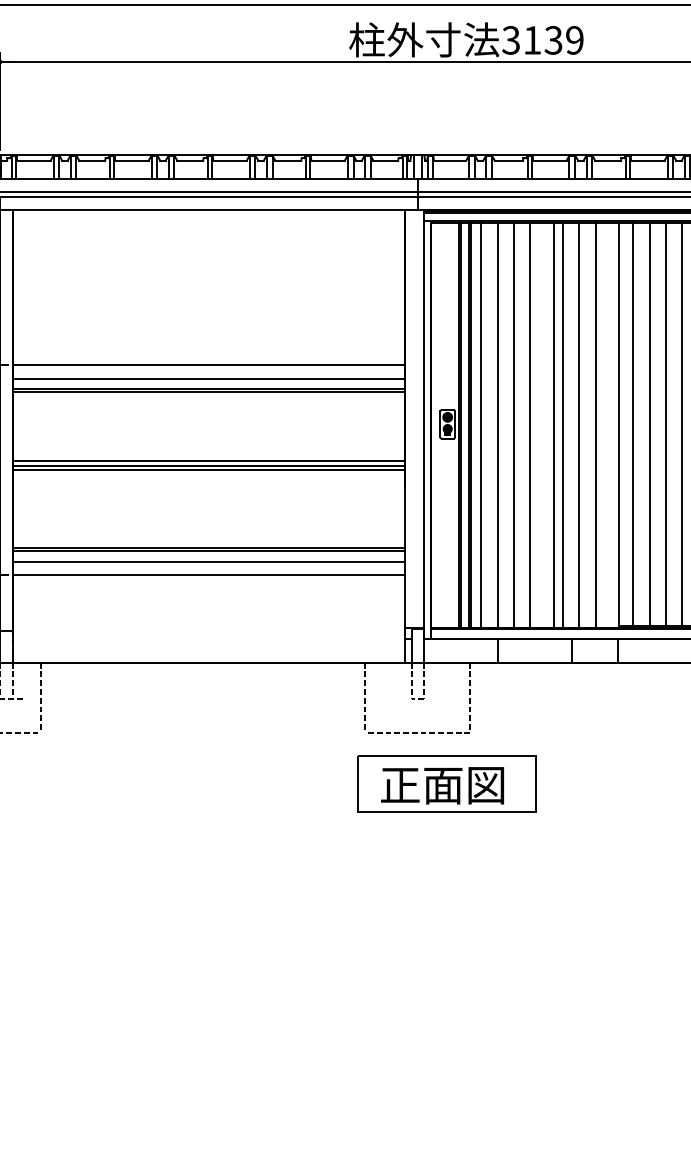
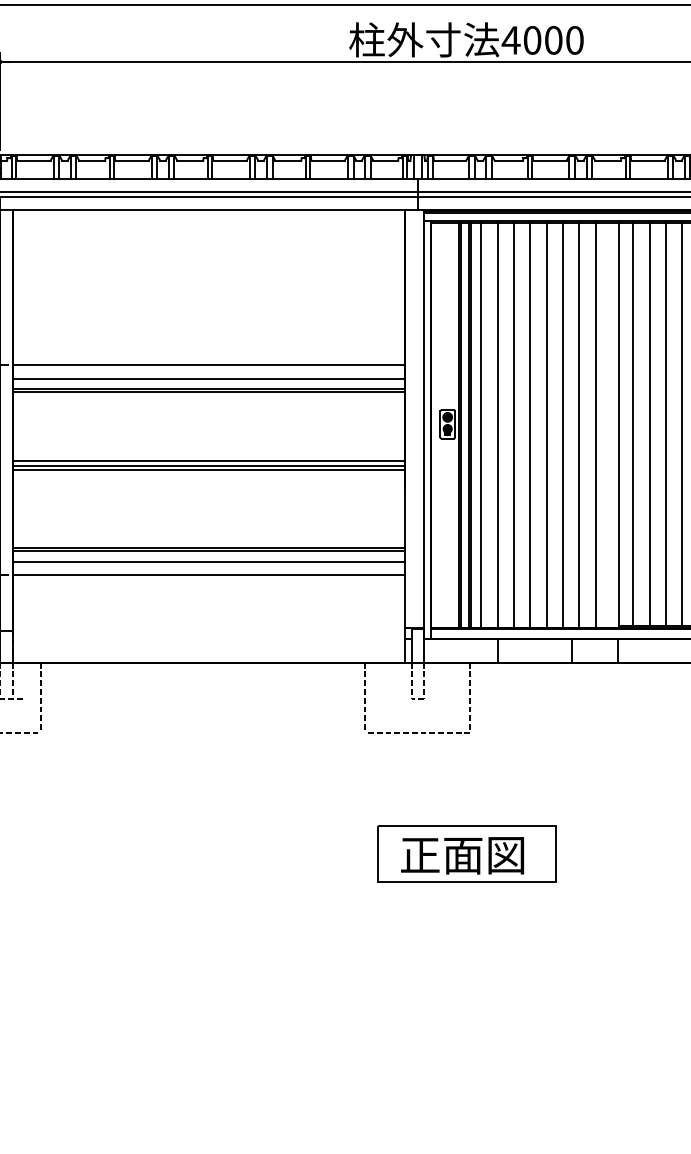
text: 3139 -> 4000 (542, 40)
line position: (553, 425) -> (546, 425) (546, 425)
part position: (446, 783) -> (466, 853) (466, 853)
